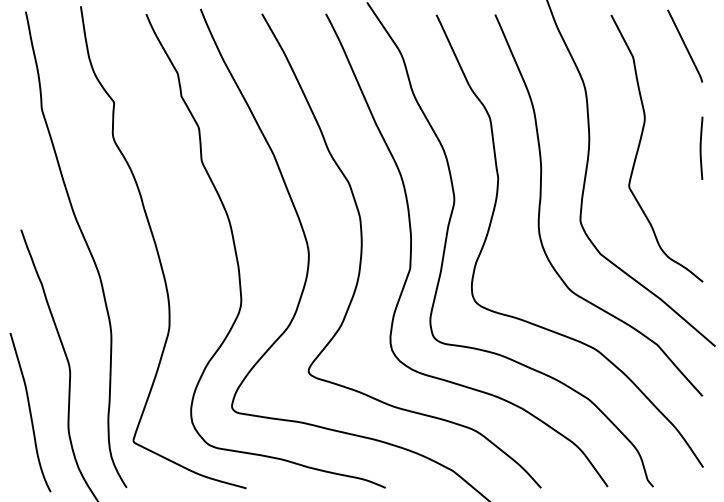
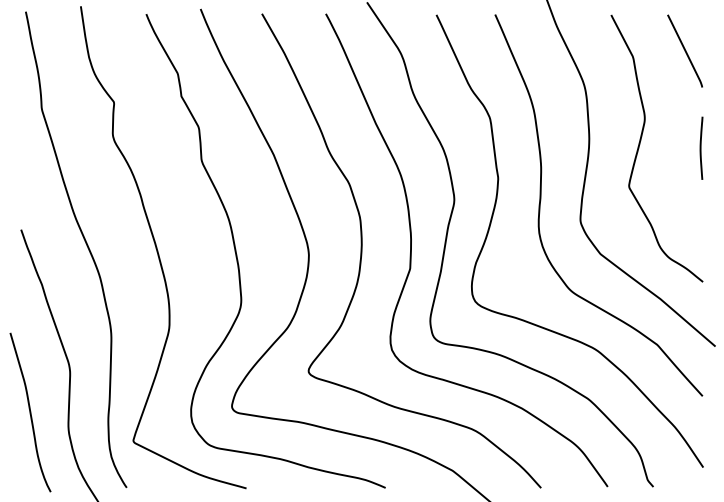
line position: (684, 45) -> (684, 50) (684, 50)
